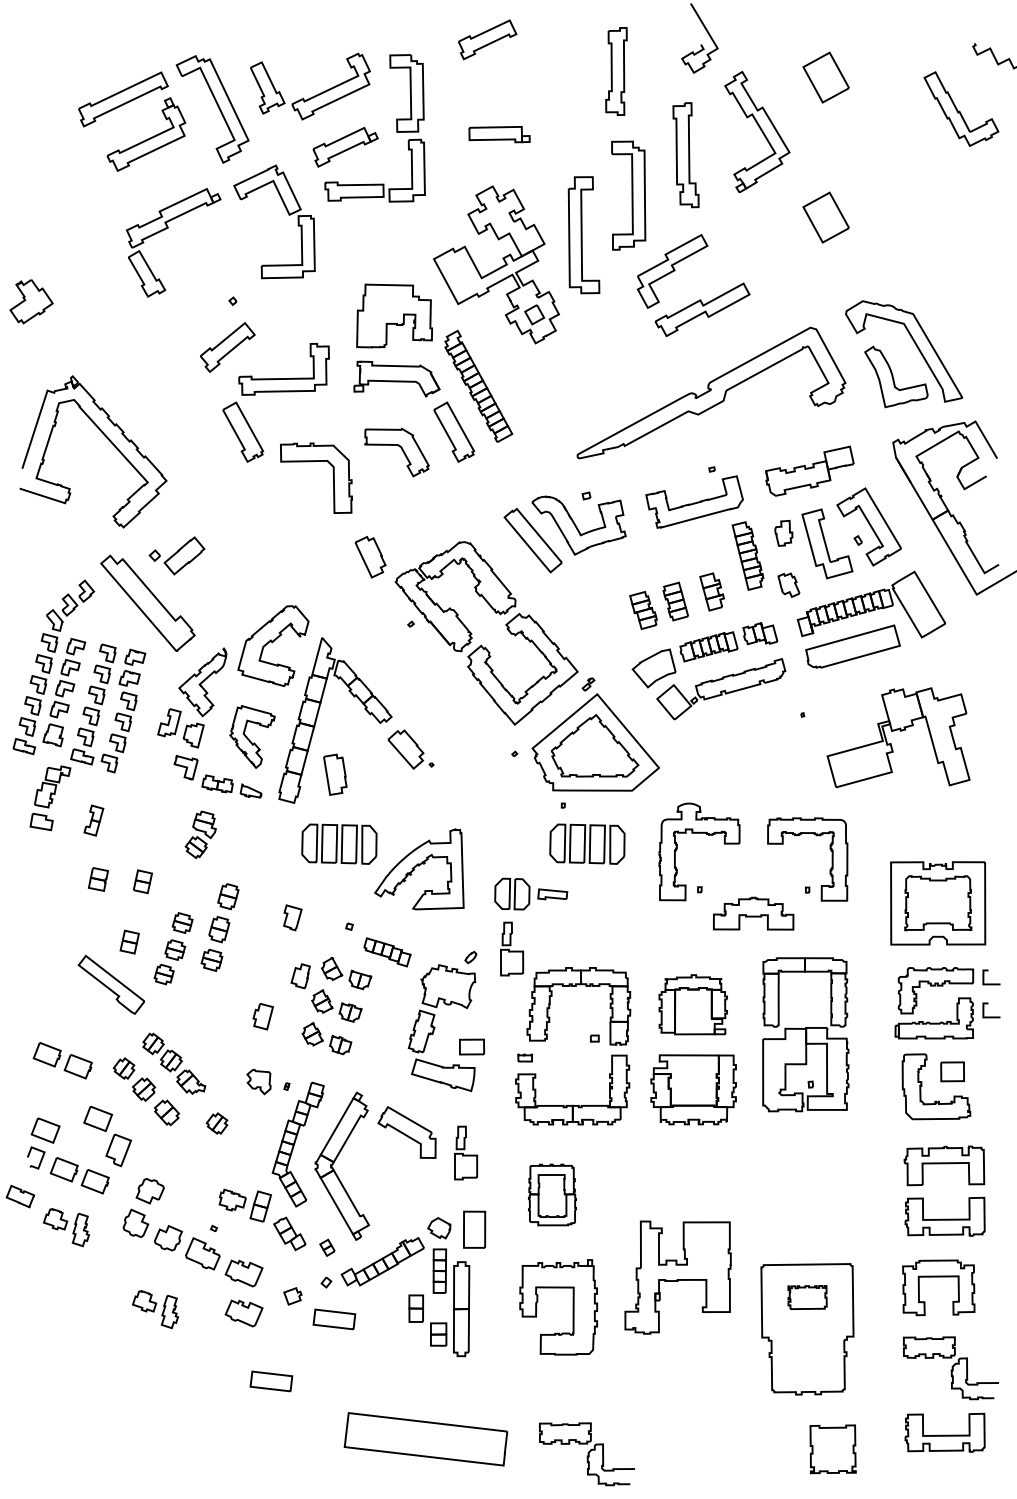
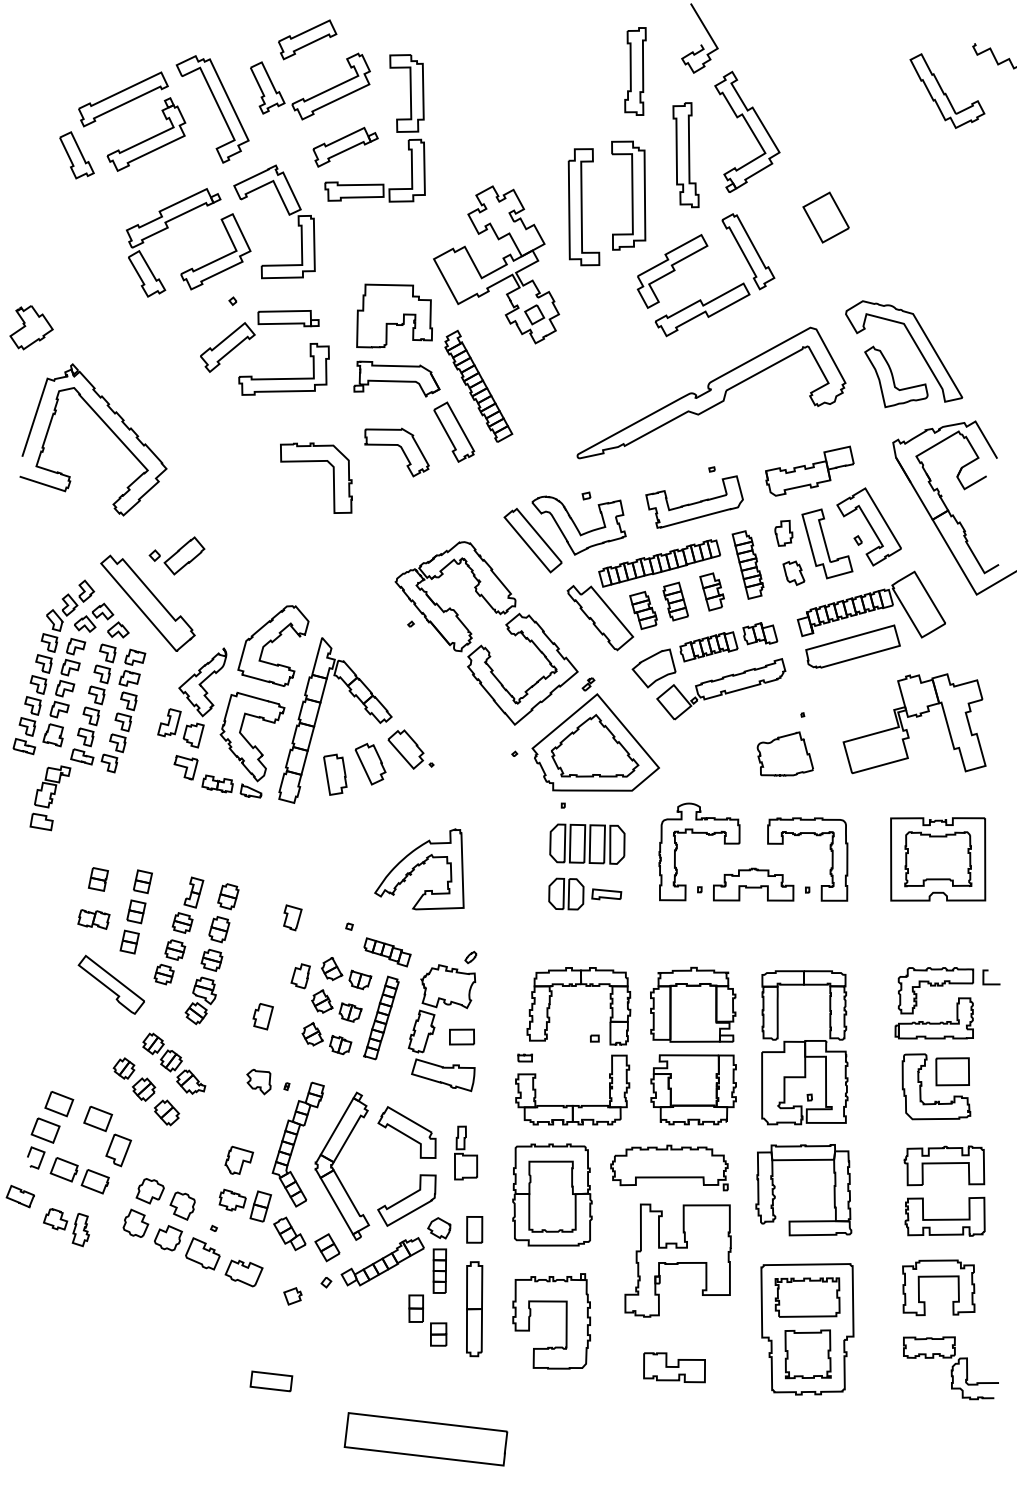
part position: (487, 39) -> (307, 39) (307, 39)
part position: (616, 71) -> (635, 71) (635, 71)
part: present -> none (825, 77)
part position: (961, 108) -> (947, 90) (947, 90)
part position: (757, 131) -> (747, 131) (747, 131)
part position: (499, 134) -> (288, 318) (288, 318)
part: none -> present (76, 155)
part position: (583, 235) -> (583, 207) (583, 207)
part: none -> present (748, 251)
part: none -> present (217, 258)
part position: (31, 301) -> (31, 327) (31, 327)
part: present -> none (243, 431)
part position: (106, 438) -> (106, 426) (106, 426)
part position: (747, 555) -> (747, 564) (747, 564)
part position: (370, 557) -> (370, 764) (370, 764)
part: none -> present (638, 578)
part position: (788, 584) -> (793, 572) (793, 572)
part: none -> present (101, 620)
part position: (900, 731) -> (916, 717) (916, 717)
part size: 47x64 px -> 67x92 px (252, 736)
part: none -> present (784, 753)
part position: (93, 820) -> (193, 892) (193, 892)
part position: (200, 834) -> (200, 1000) (200, 1000)
part: present -> none (339, 843)
part position: (531, 893) -> (585, 893) (585, 893)
part position: (938, 903) -> (938, 859) (938, 859)
part: none -> present (136, 911)
part position: (753, 913) -> (753, 884) (753, 884)
part: none -> present (93, 919)
part: present -> none (512, 948)
part size: 70x62 px -> 87x77 px (693, 1004)
line: present -> none (991, 1016)
part: none -> present (381, 1017)
part position: (805, 1034) -> (804, 1047) (804, 1047)
part position: (471, 1046) -> (461, 1036) (461, 1036)
part: present -> none (62, 1060)
part size: 25x22 px -> 35x30 px (952, 1071)
part: none -> present (59, 1104)
part: present -> none (216, 1123)
part: none -> present (239, 1159)
part: none -> present (669, 1167)
part: none -> present (775, 1188)
part size: 49x64 px -> 81x104 px (552, 1194)
part: none -> present (406, 1200)
part: none -> present (182, 1205)
part size: 24x39 px -> 18x28 px (474, 1229)
part size: 17x19 px -> 27x30 px (327, 1247)
part position: (677, 1277) -> (677, 1260) (677, 1260)
part size: 41x25 px -> 67x41 px (807, 1297)
part position: (572, 1307) -> (565, 1321) (565, 1321)
part: present -> none (155, 1309)
part position: (461, 1309) -> (474, 1309) (474, 1309)
part: present -> none (243, 1313)
part: present -> none (334, 1319)
part: none -> present (674, 1367)
part: present -> none (944, 1432)
part position: (832, 1449) -> (807, 1354) (807, 1354)
part: present -> none (586, 1454)
